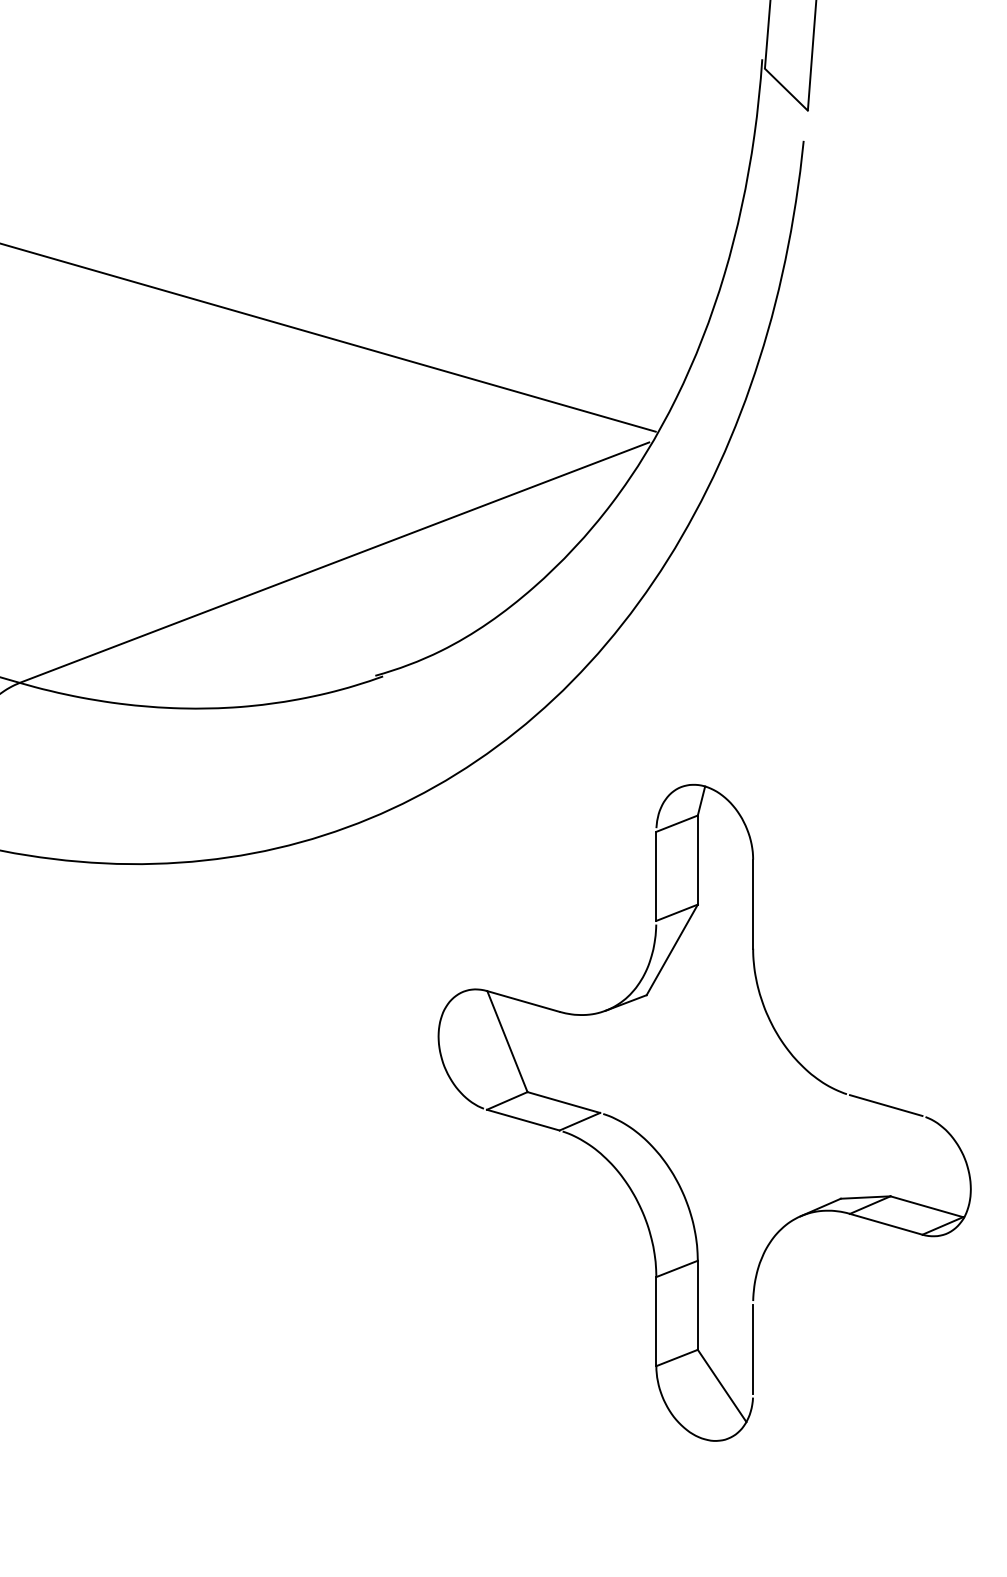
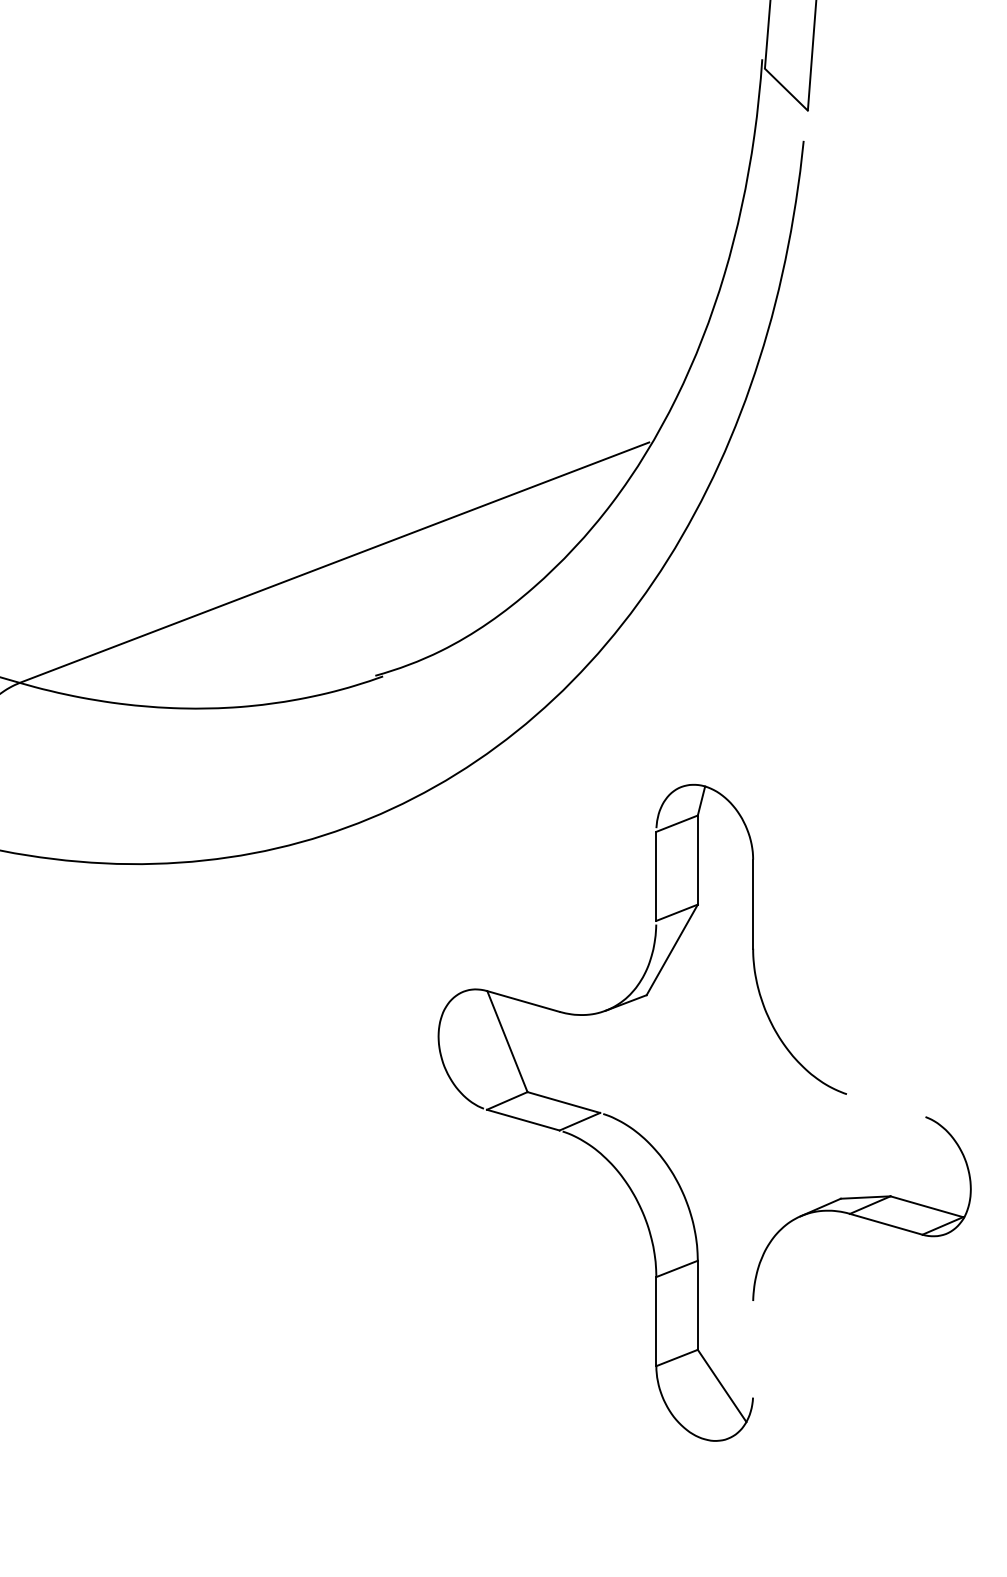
line: present -> none (328, 337)
line: present -> none (885, 1105)
line: present -> none (753, 1348)
